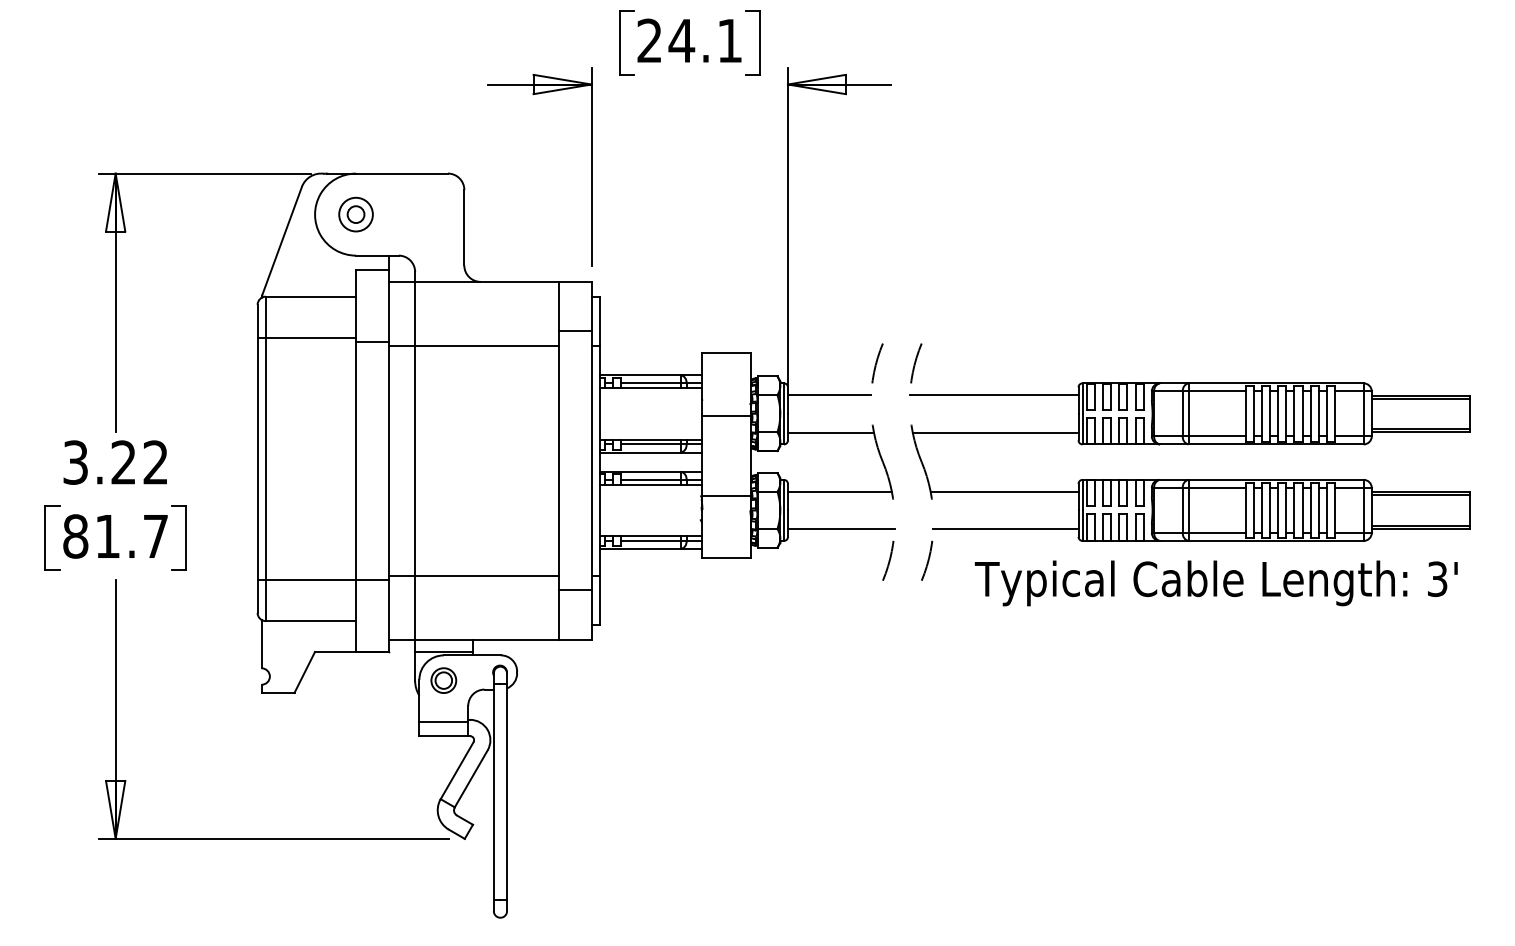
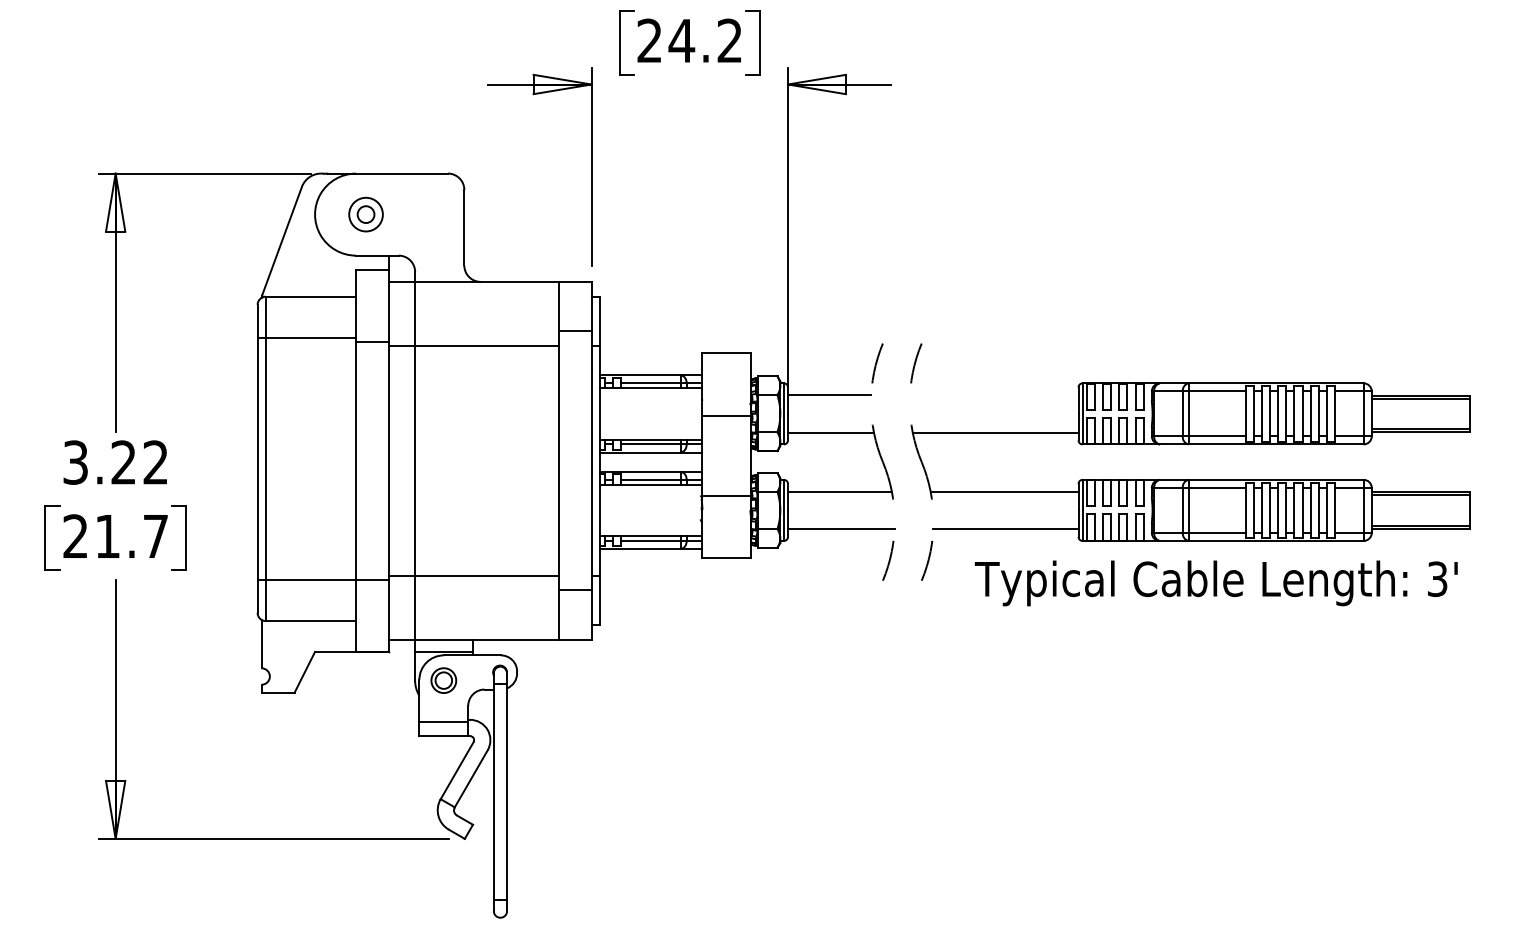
text: 24.1 -> 24.2 (729, 40)
part position: (355, 214) -> (365, 214) (365, 214)
line: present -> none (994, 395)
text: 81.7 -> 21.7 (75, 536)
